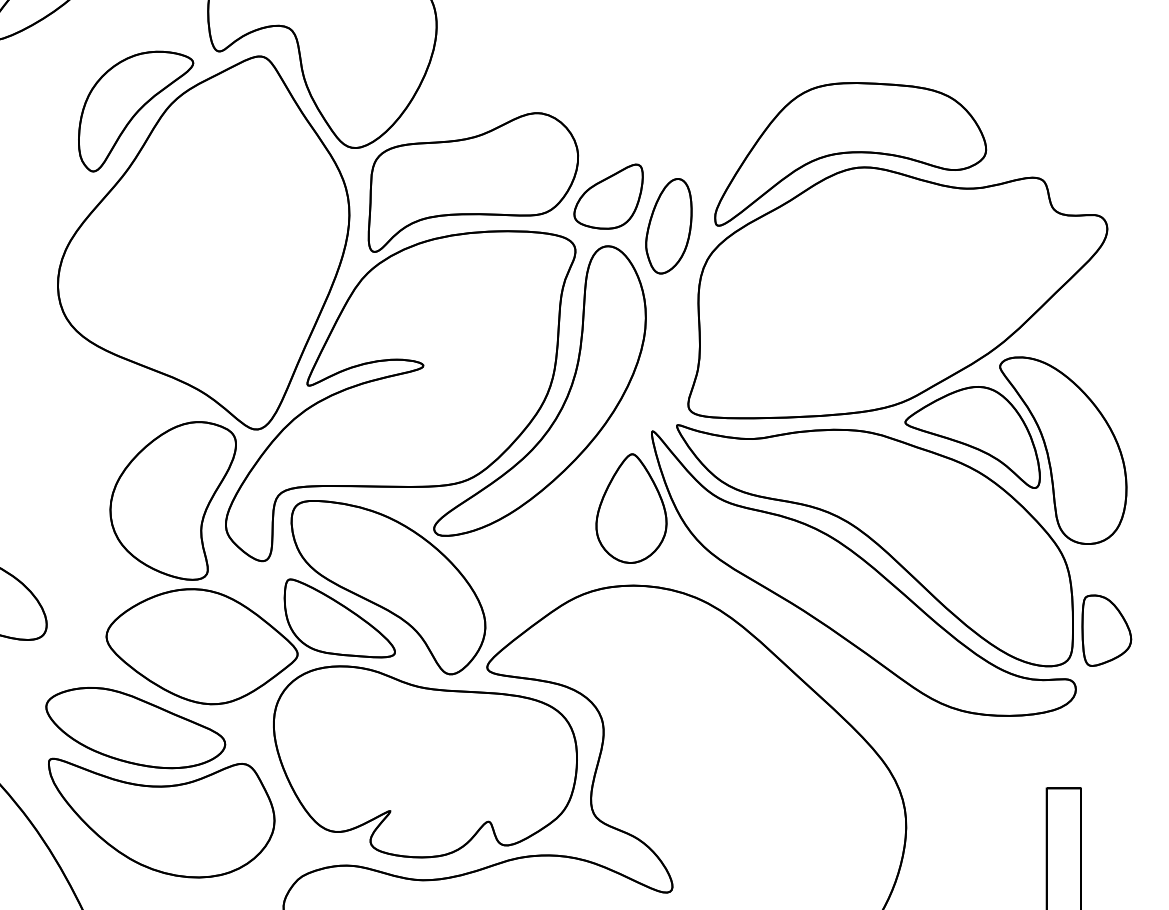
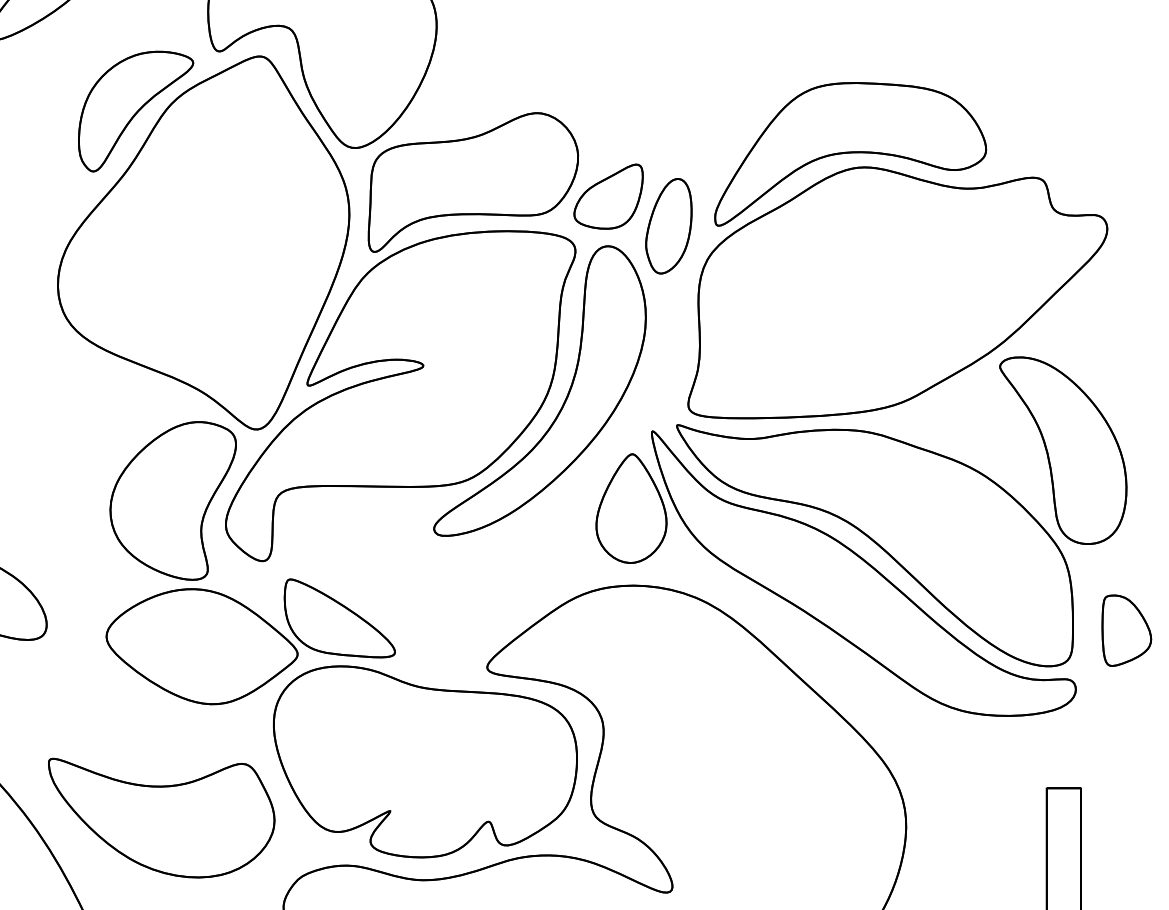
part: present -> none (972, 437)
part: present -> none (388, 587)
part position: (1106, 630) -> (1126, 630) (1126, 630)
part: present -> none (135, 728)
